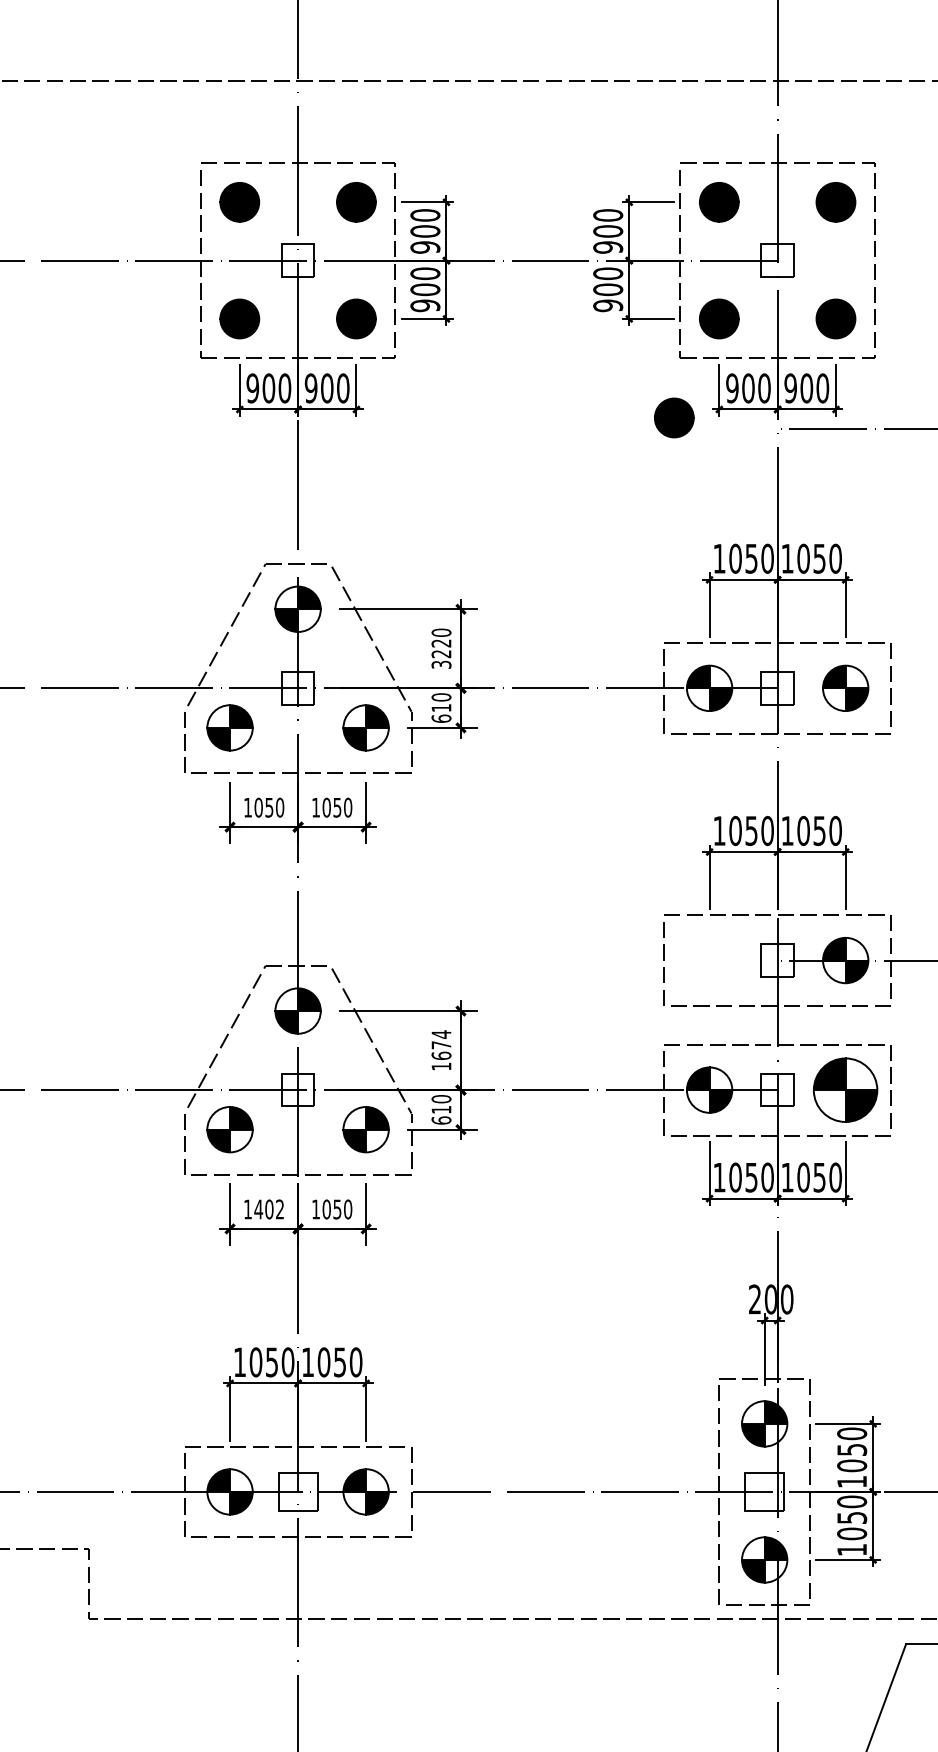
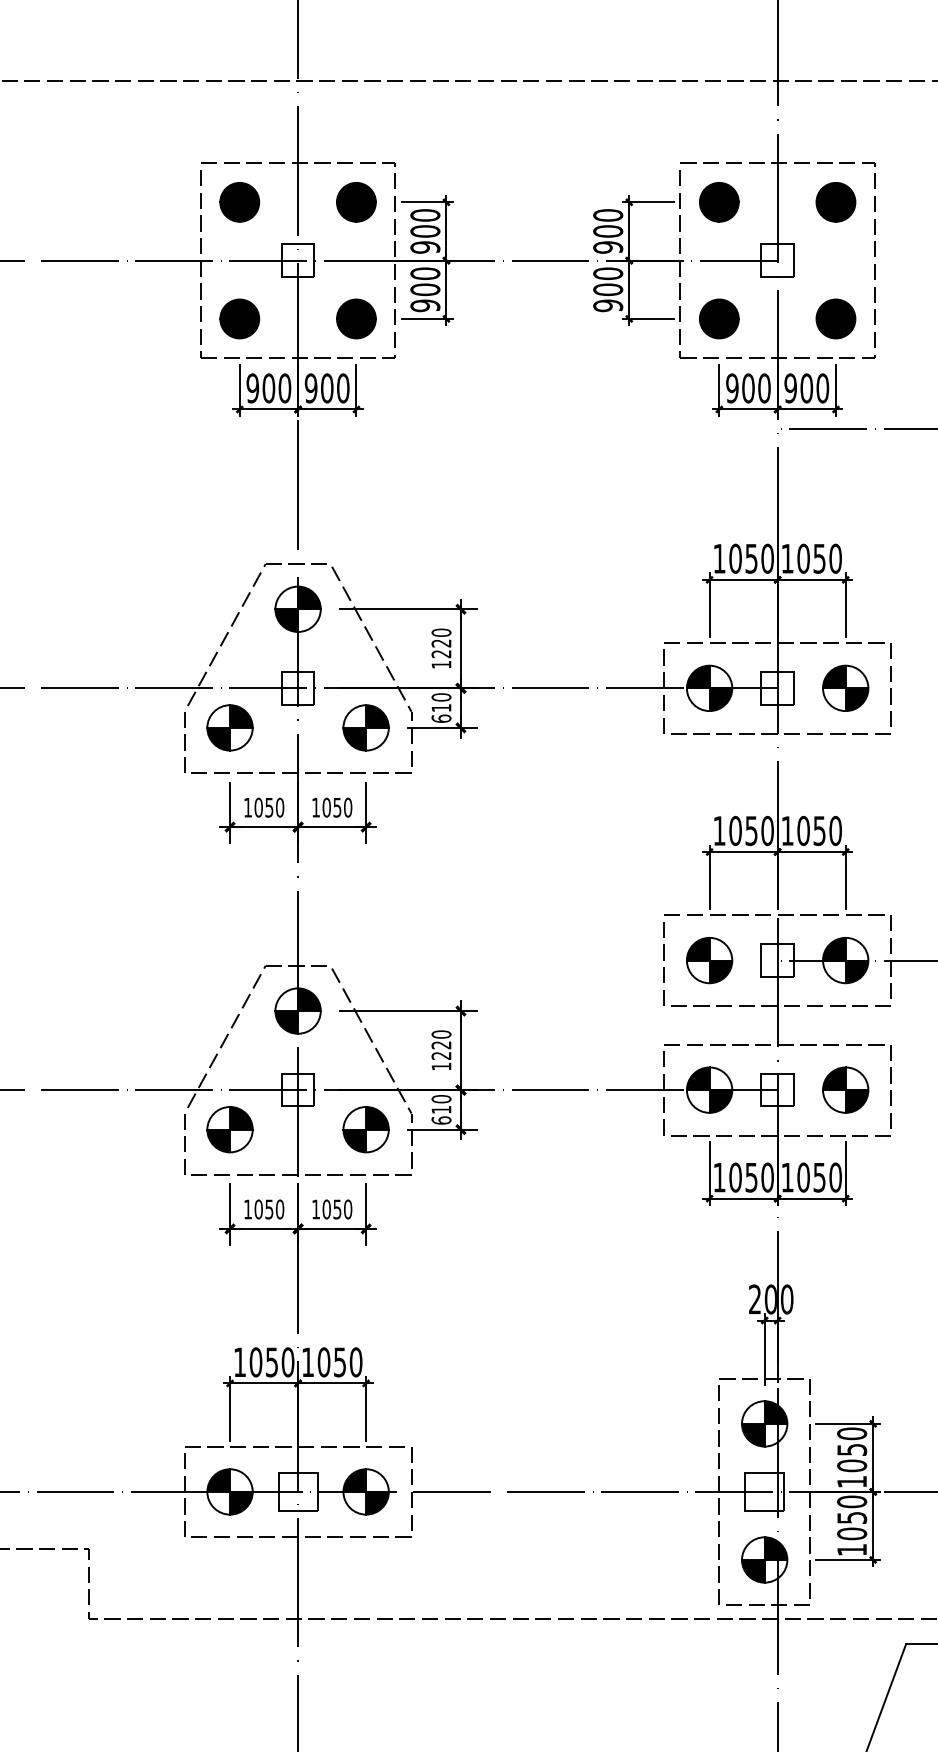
part: present -> none (674, 417)
text: 3220 -> 1220 (441, 664)
part: none -> present (709, 960)
text: 1674 -> 1220 (441, 1044)
part size: 66x66 px -> 48x48 px (845, 1089)
text: 1402 -> 1050 (269, 1209)
